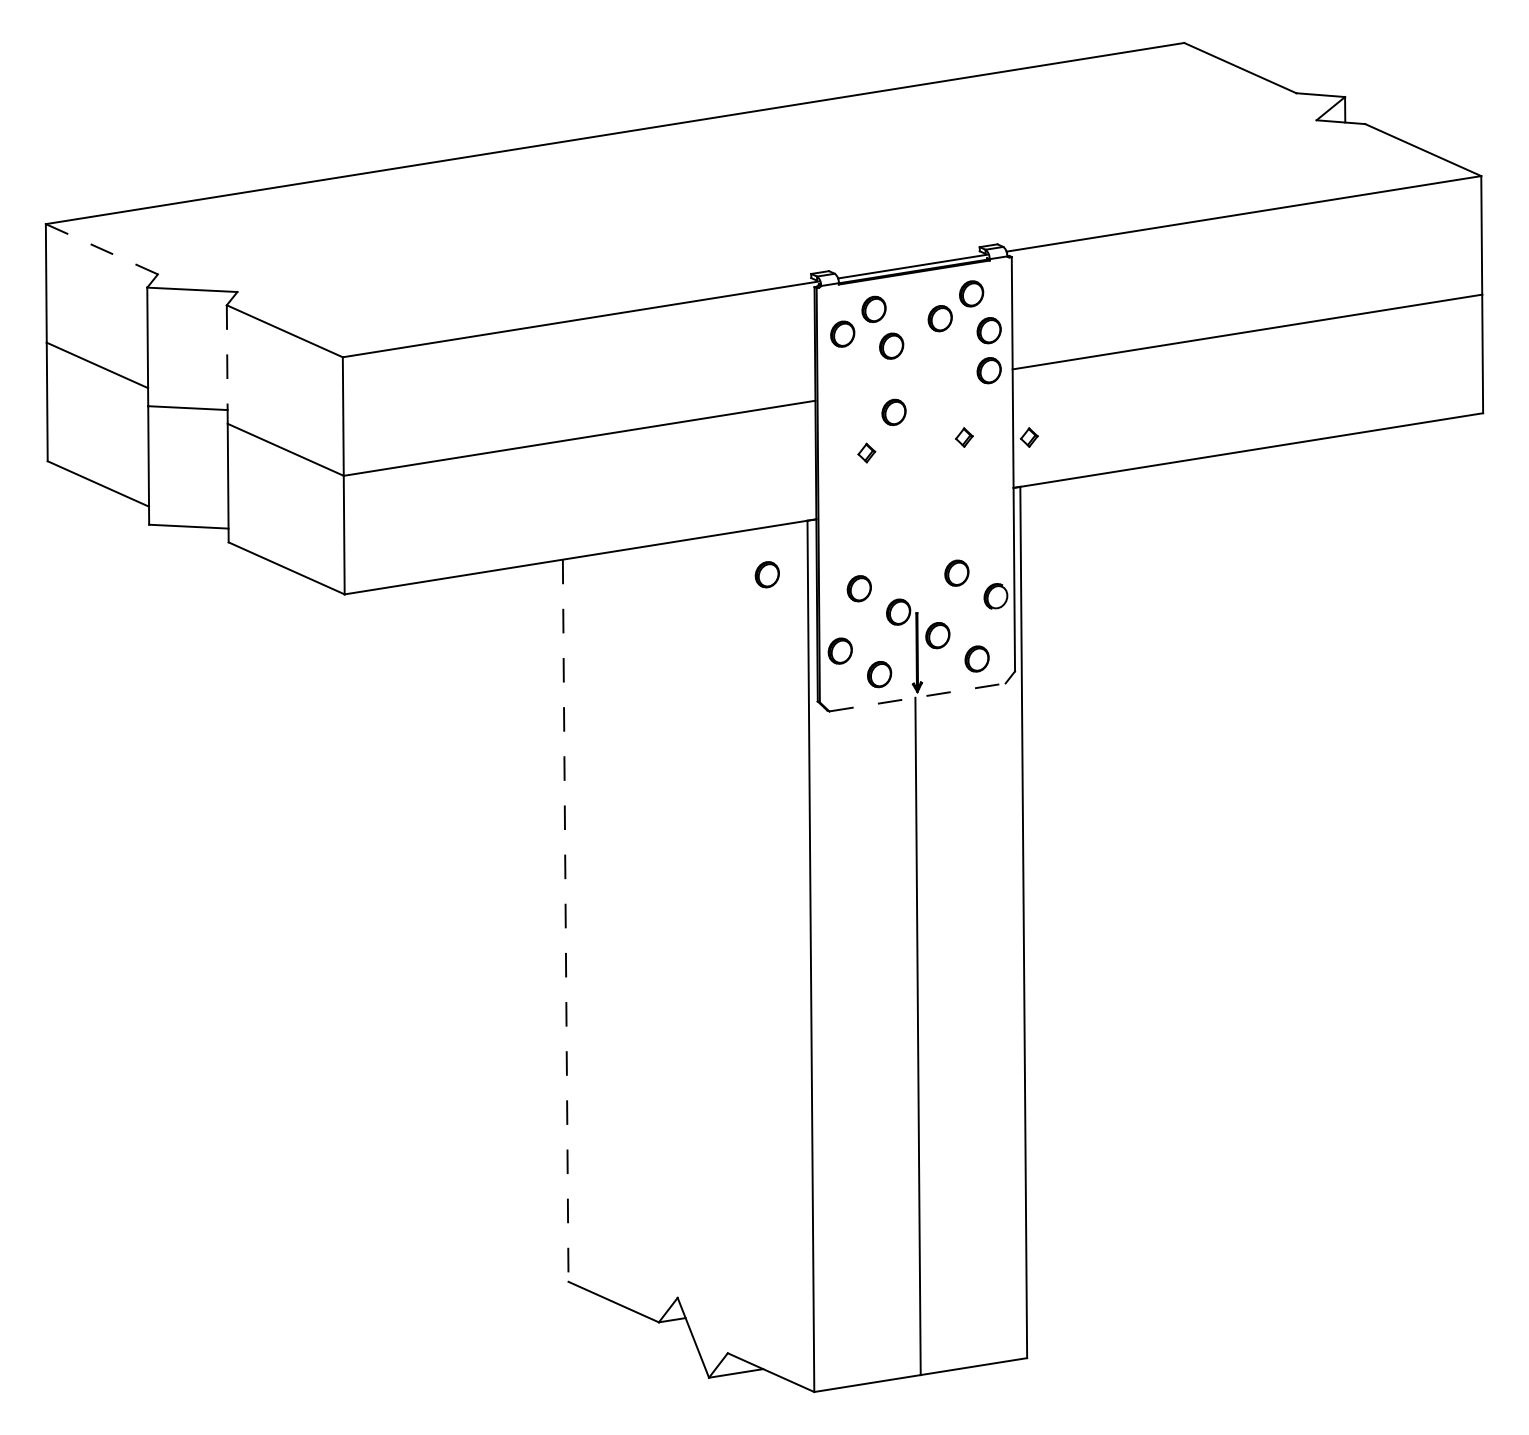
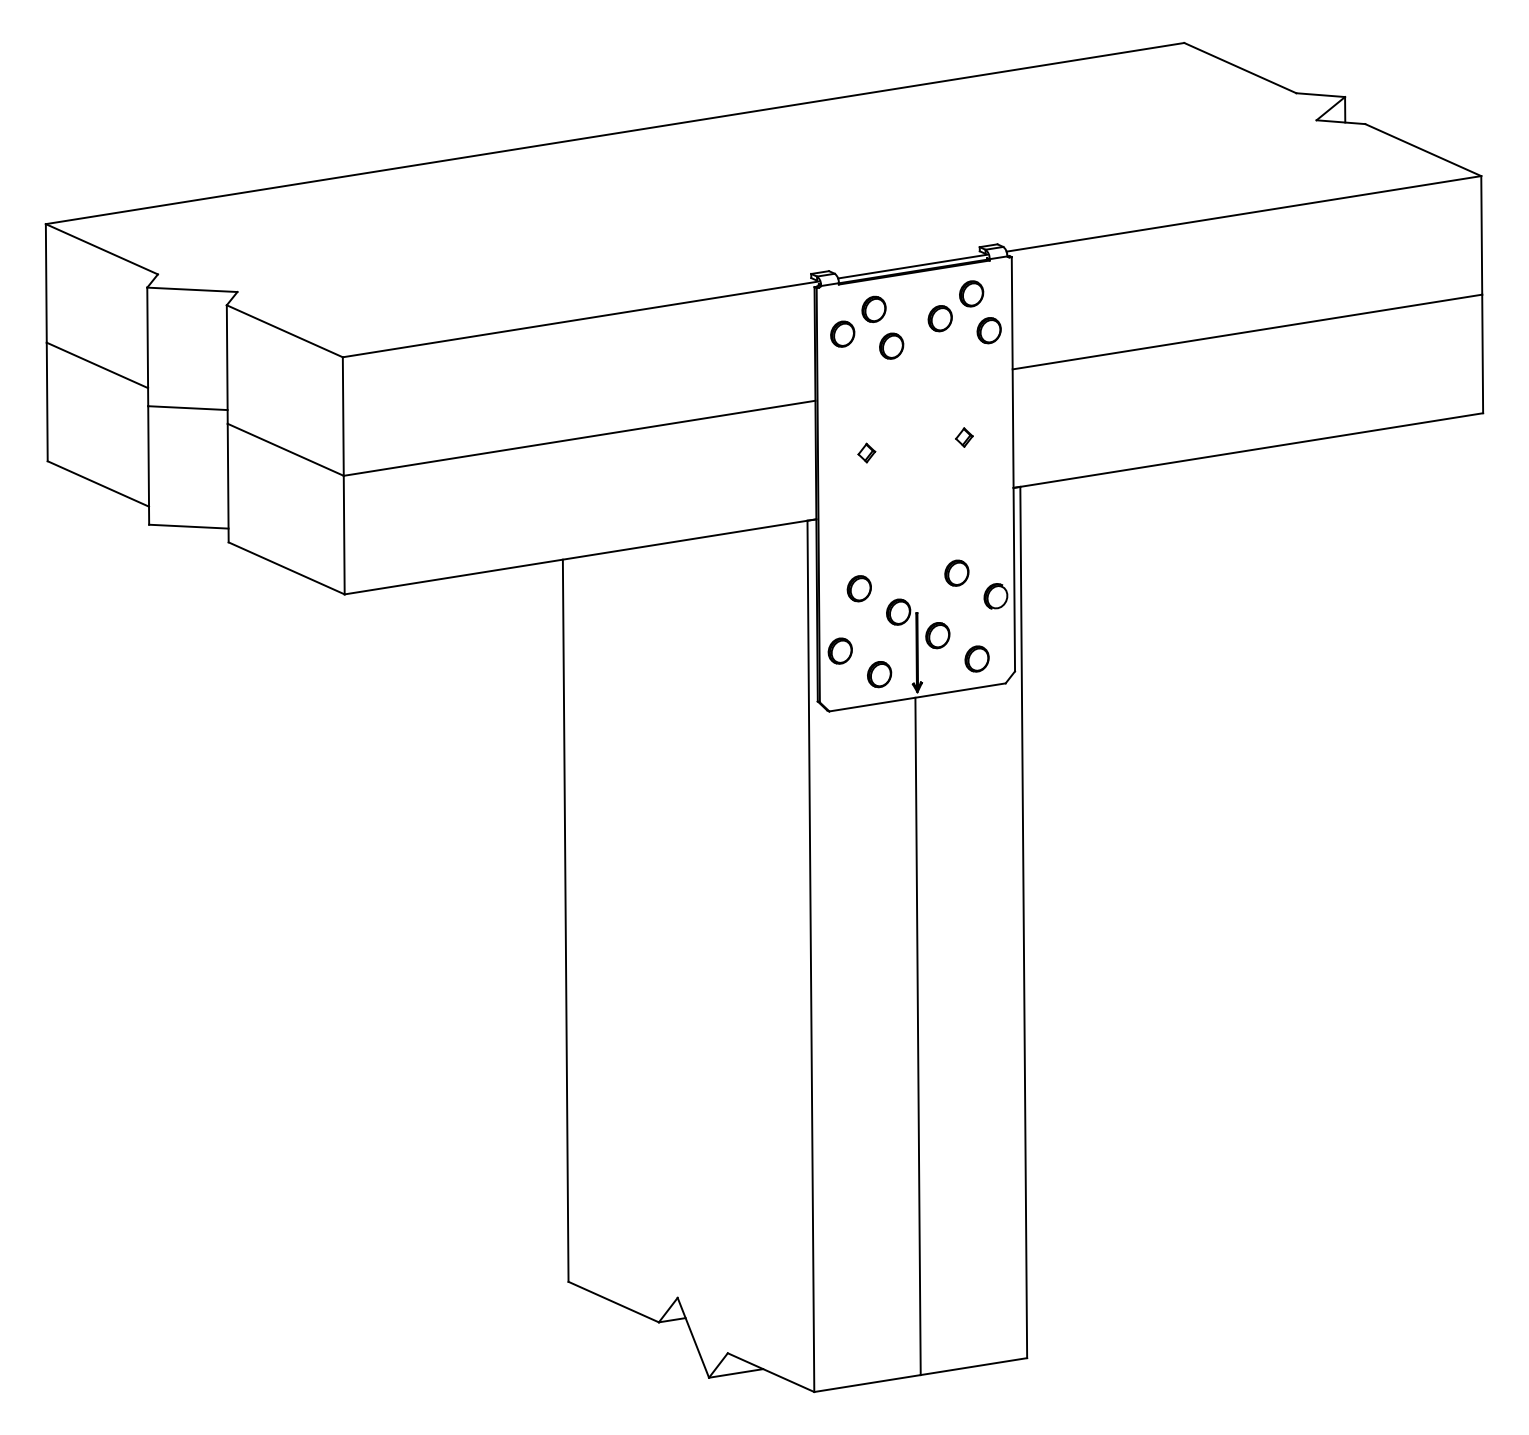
line: dashed -> solid (101, 249)
line: dashed -> solid (227, 365)
part: present -> none (988, 370)
part: present -> none (893, 412)
part: present -> none (1029, 437)
part: present -> none (766, 574)
line: dashed -> solid (918, 697)
line: dashed -> solid (565, 921)
